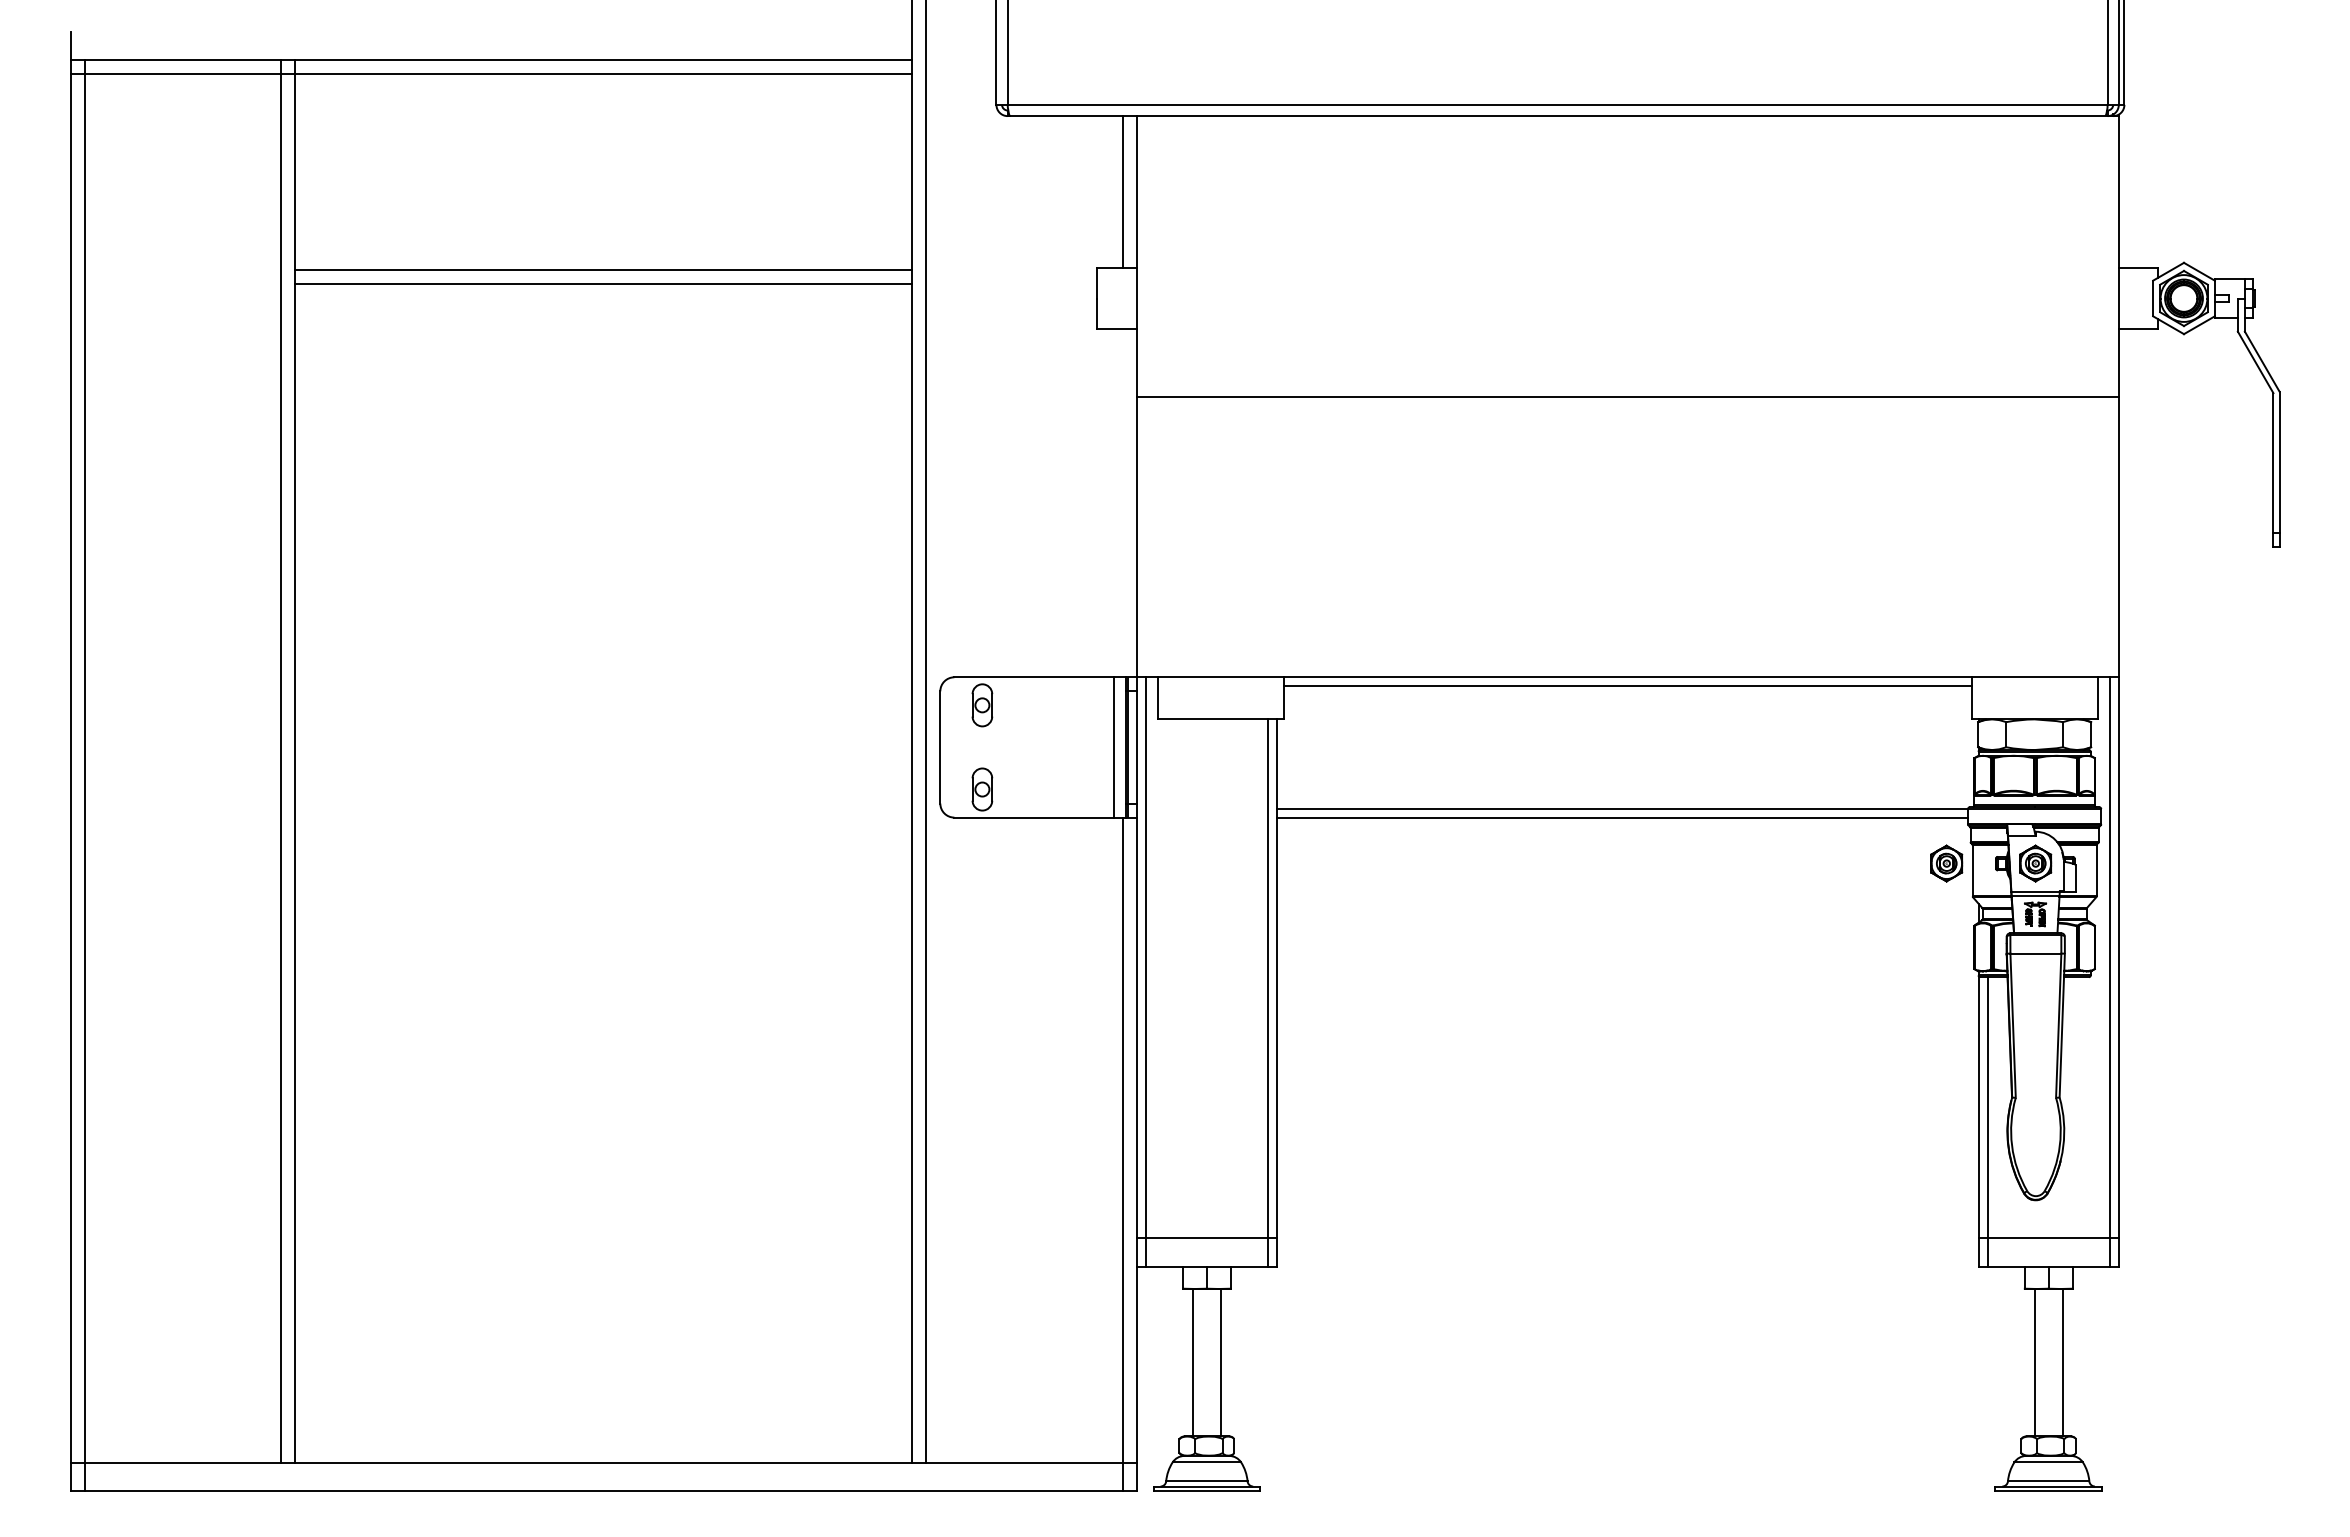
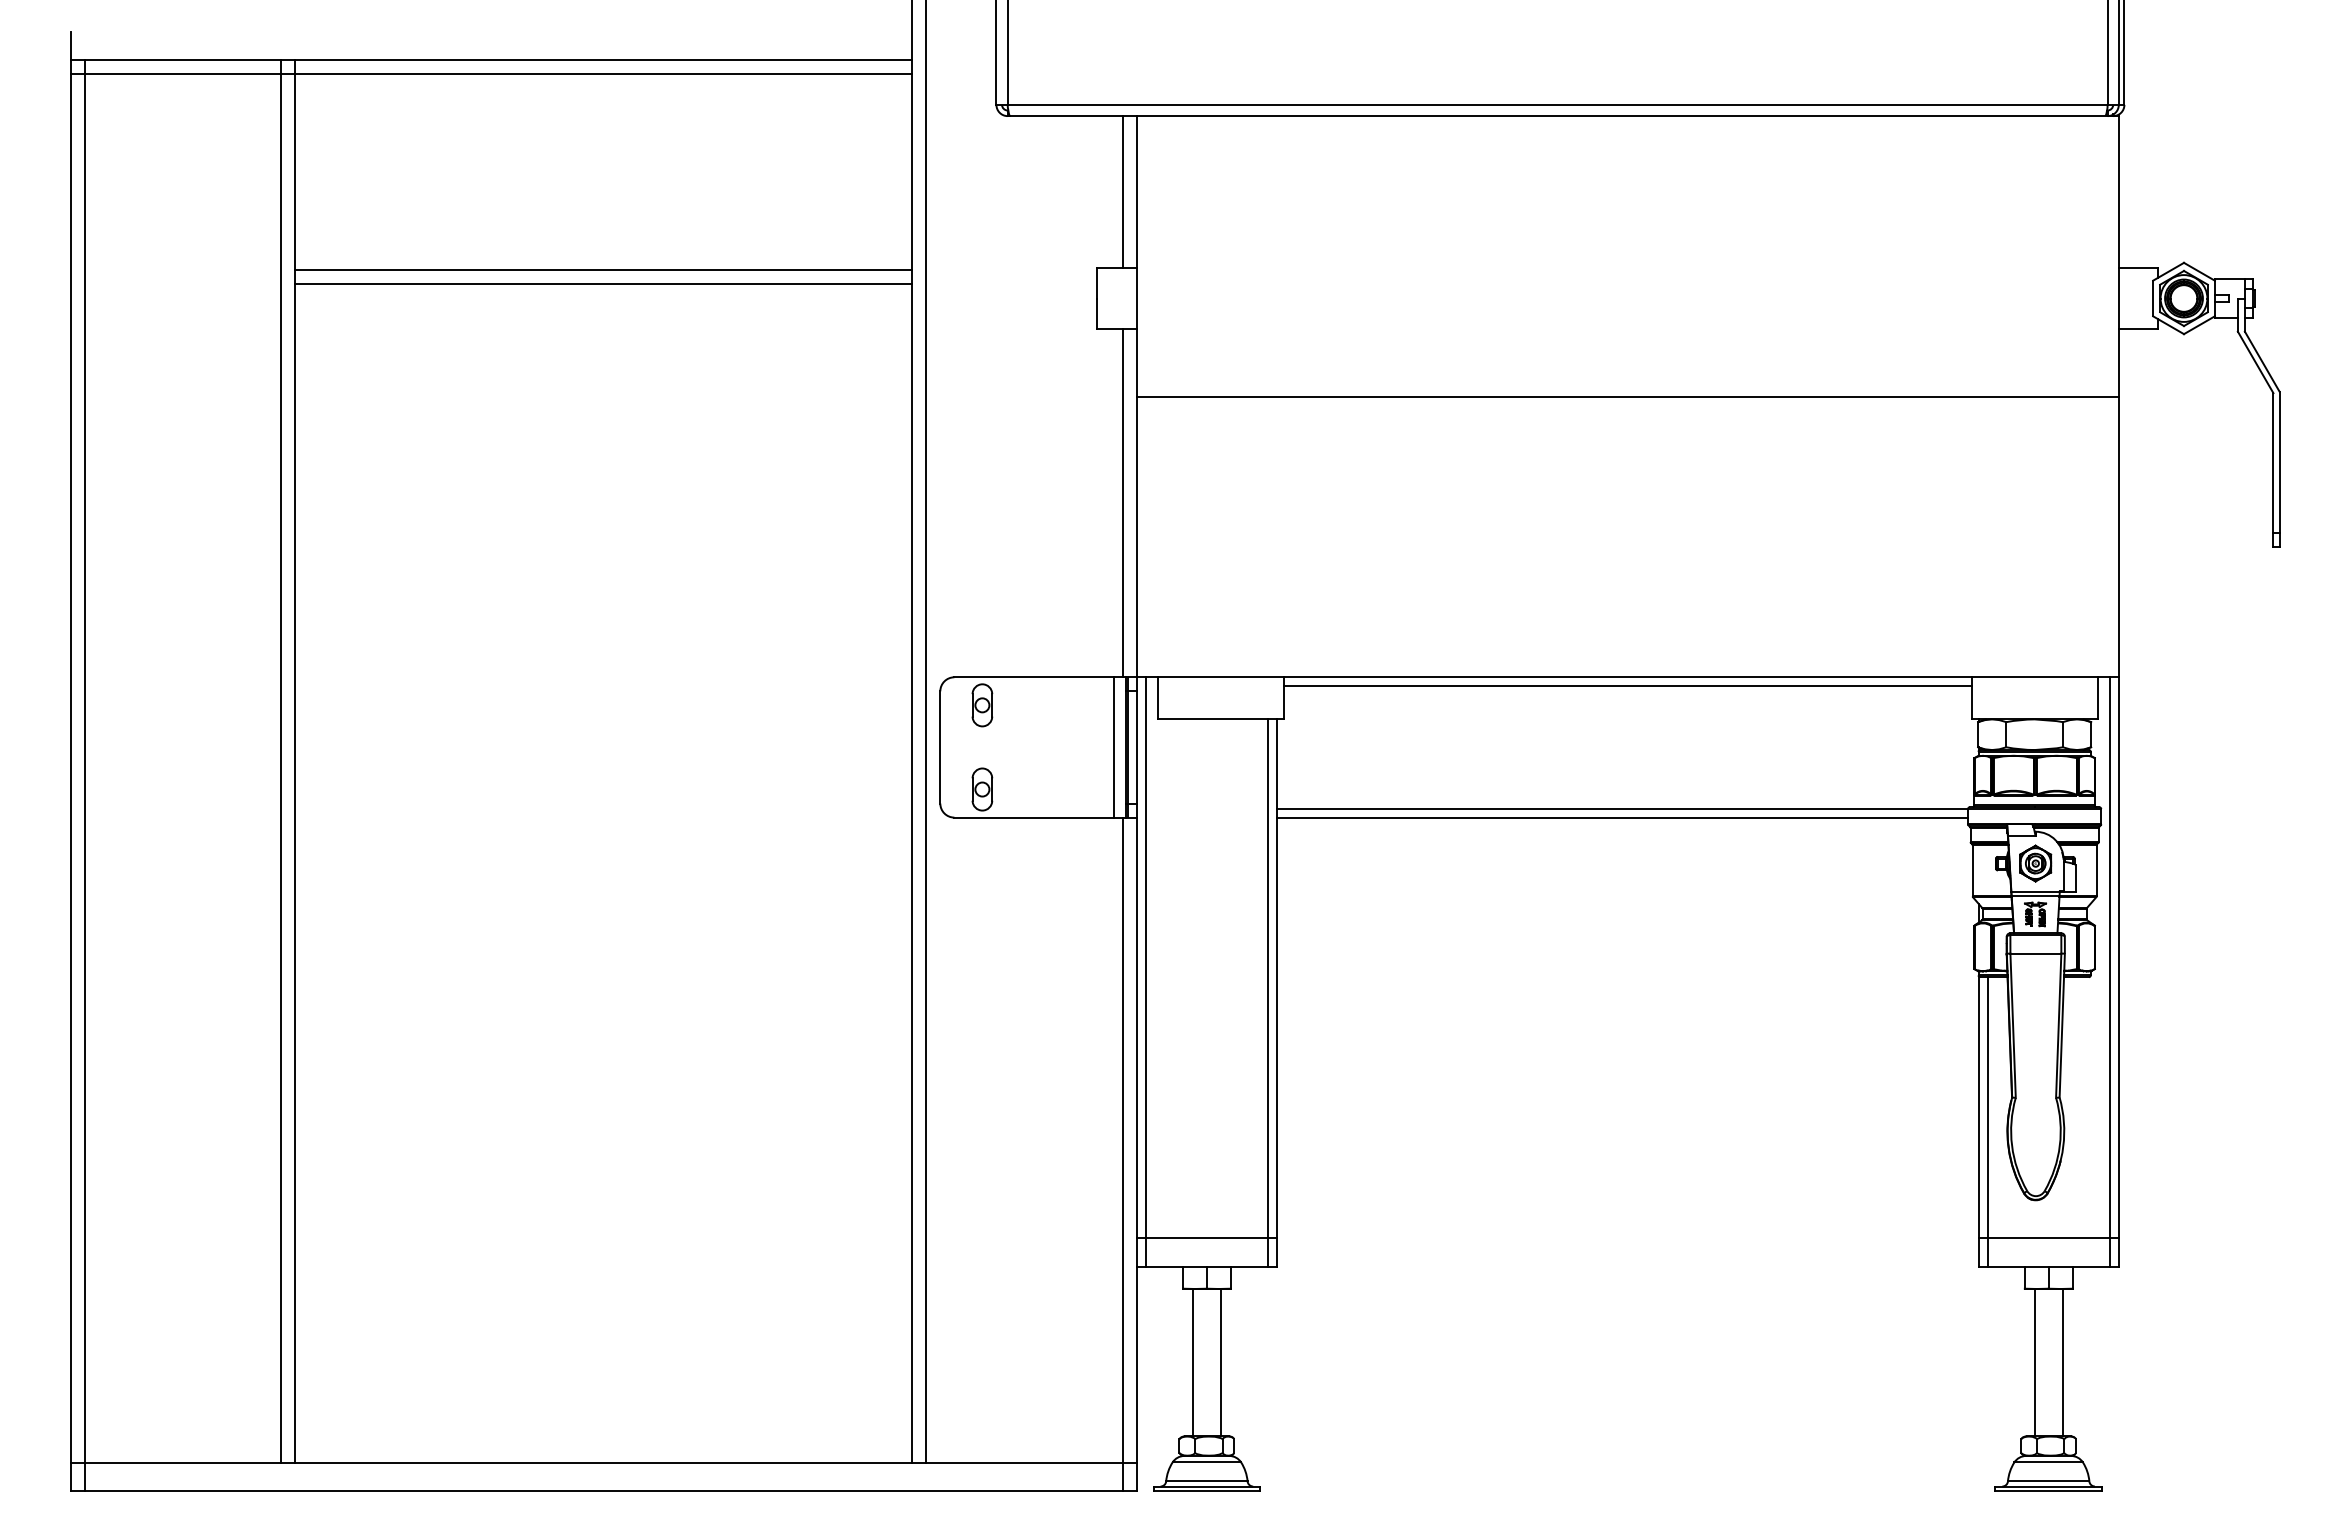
line: none -> present (1122, 503)
part: present -> none (1946, 863)
